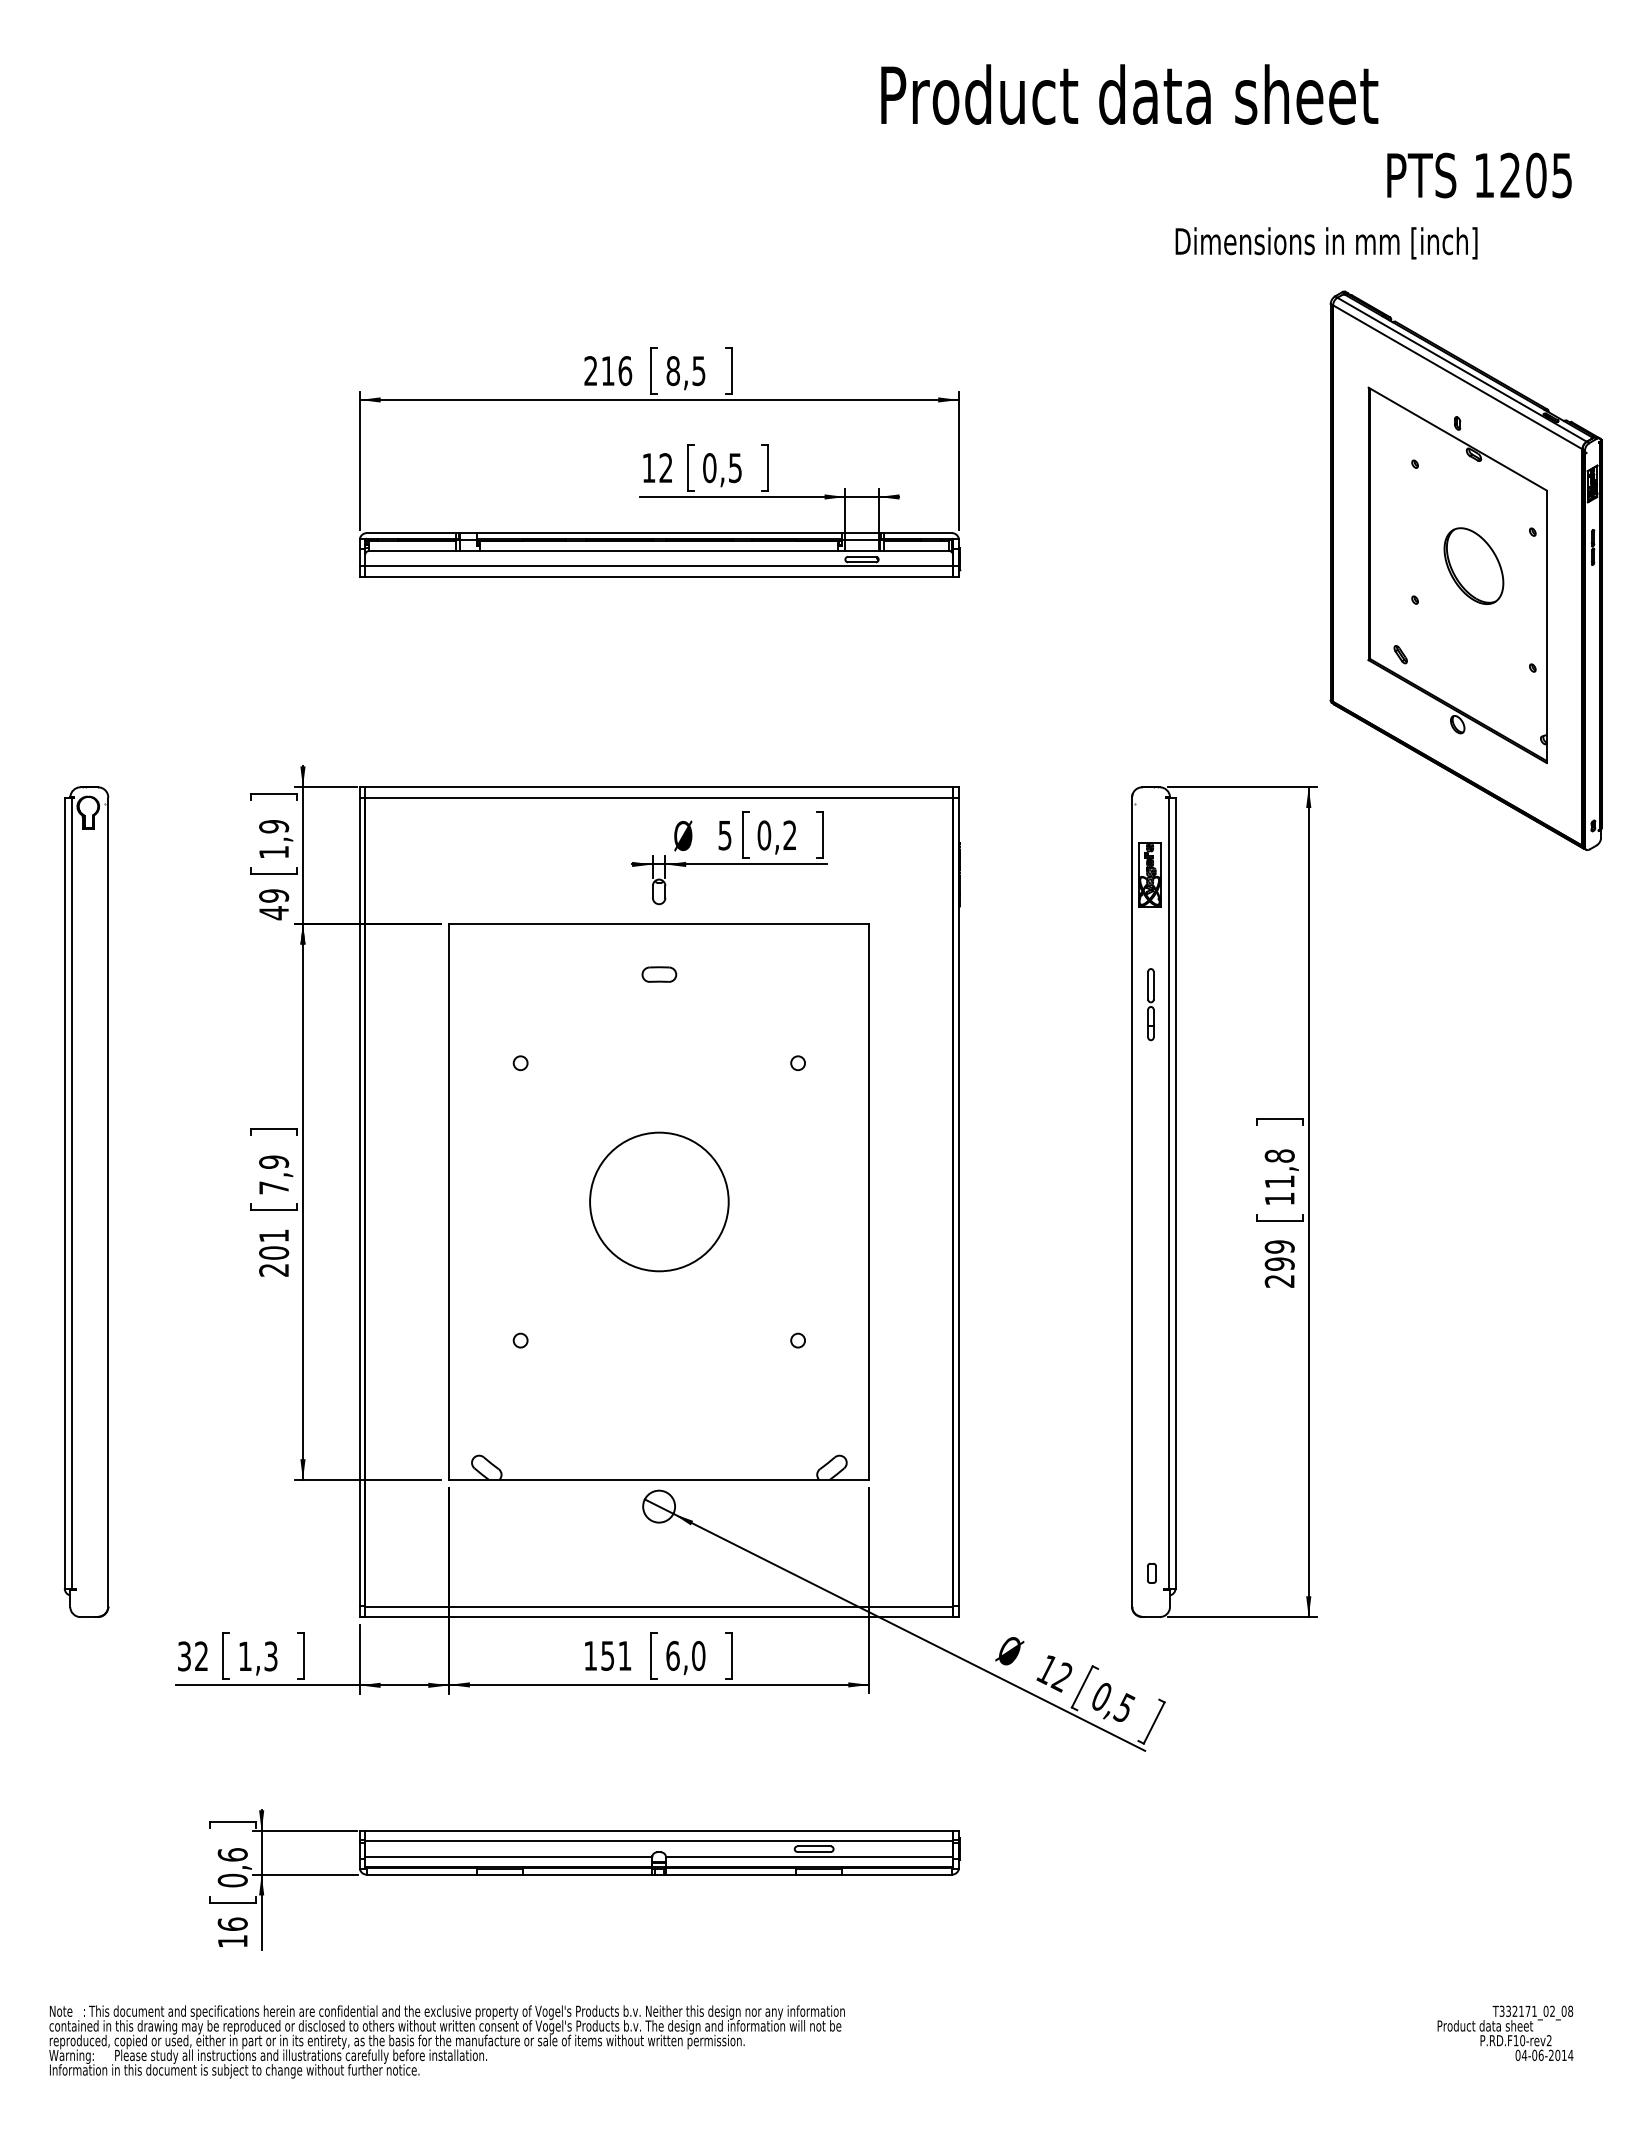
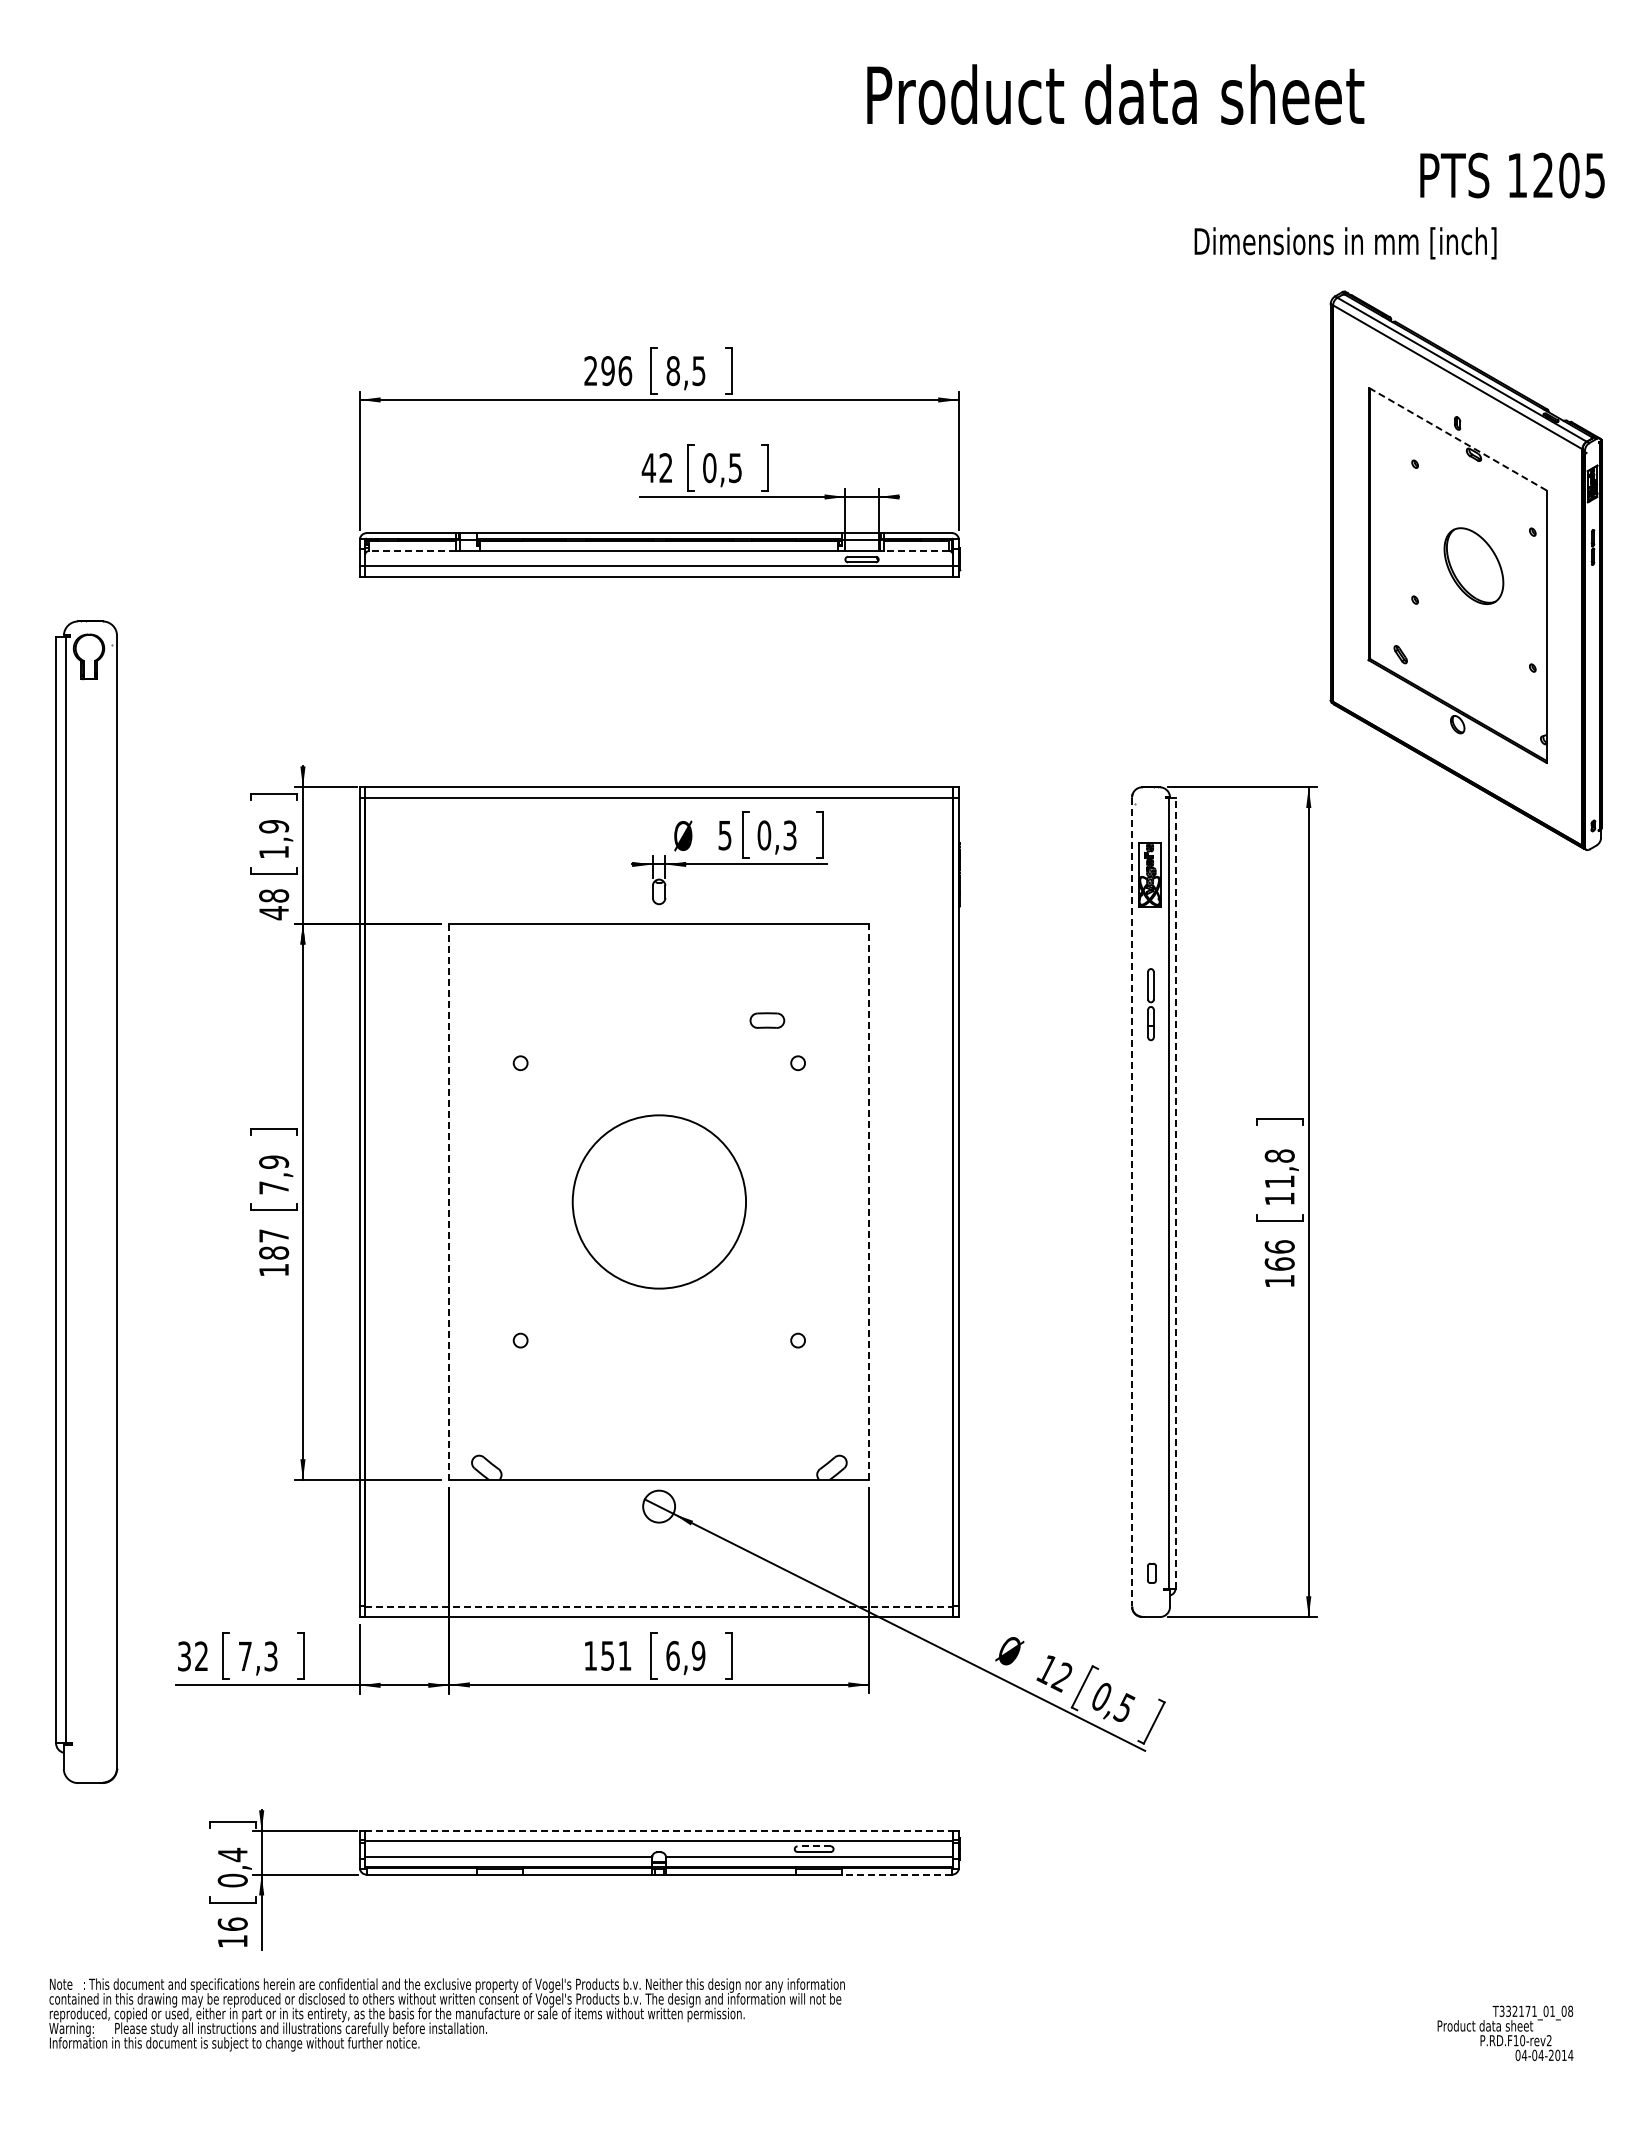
text position: (1129, 94) -> (1115, 94) (1115, 94)
text position: (1479, 175) -> (1512, 175) (1512, 175)
text position: (1326, 243) -> (1345, 243) (1345, 243)
text: 216 -> 296 (607, 371)
line: solid -> dashed (1457, 439)
text: 12 -> 42 (648, 467)
line: solid -> dashed (411, 551)
line: solid -> dashed (916, 551)
text: 0,2 -> 0,3 (789, 835)
text: 49 -> 48 (274, 895)
part position: (659, 974) -> (767, 1020) (767, 1020)
line: solid -> dashed (1175, 1193)
part size: 47x832 px -> 64x1164 px (86, 1201)
circle diameter: 139 px -> 173 px (659, 1201)
line: solid -> dashed (869, 1201)
line: solid -> dashed (449, 1202)
line: solid -> dashed (1132, 1202)
text: 201 -> 187 (273, 1252)
text: 299 -> 166 (1279, 1263)
line: solid -> dashed (659, 1606)
text: 1,3 -> 7,3 (245, 1655)
text: 6,0 -> 6,9 (698, 1655)
line: solid -> dashed (659, 1831)
line: solid -> dashed (814, 1846)
text: 0,6 -> 0,4 (232, 1854)
line: solid -> dashed (896, 1874)
text: T332171_02_08 -> T332171_01_08 (1552, 2010)
text position: (446, 2041) -> (446, 2014) (446, 2014)
text: 04-06-2014 -> 04-04-2014 (1540, 2055)
